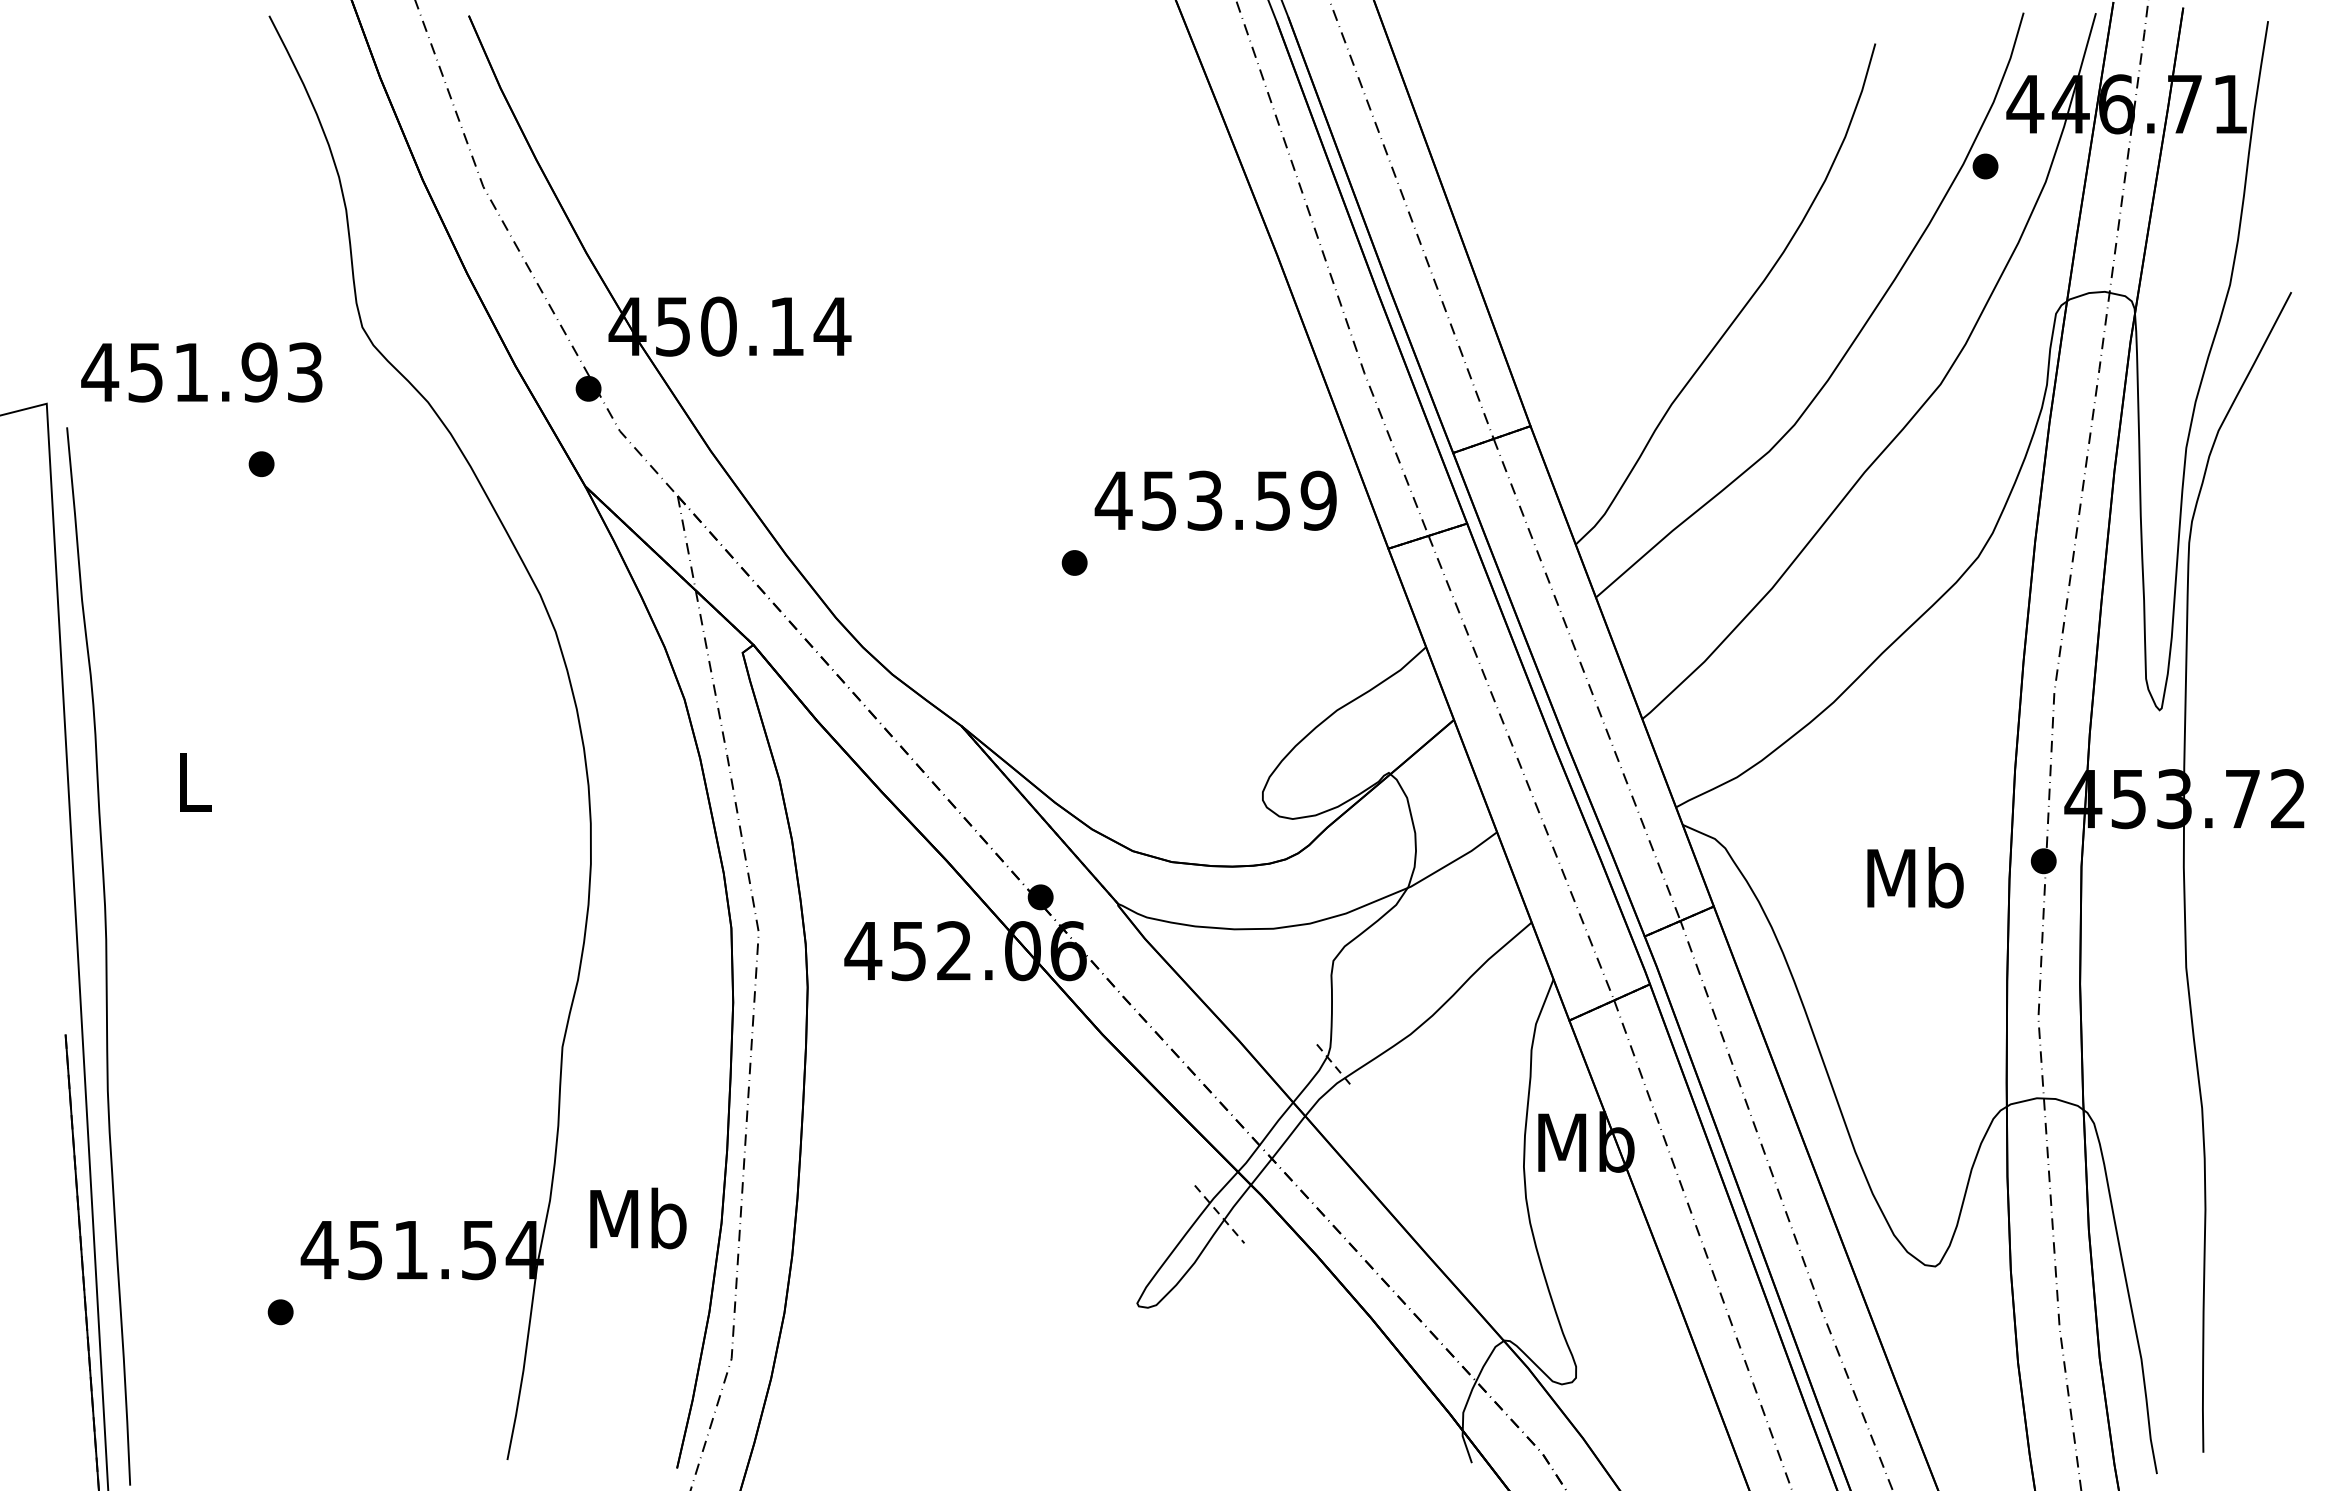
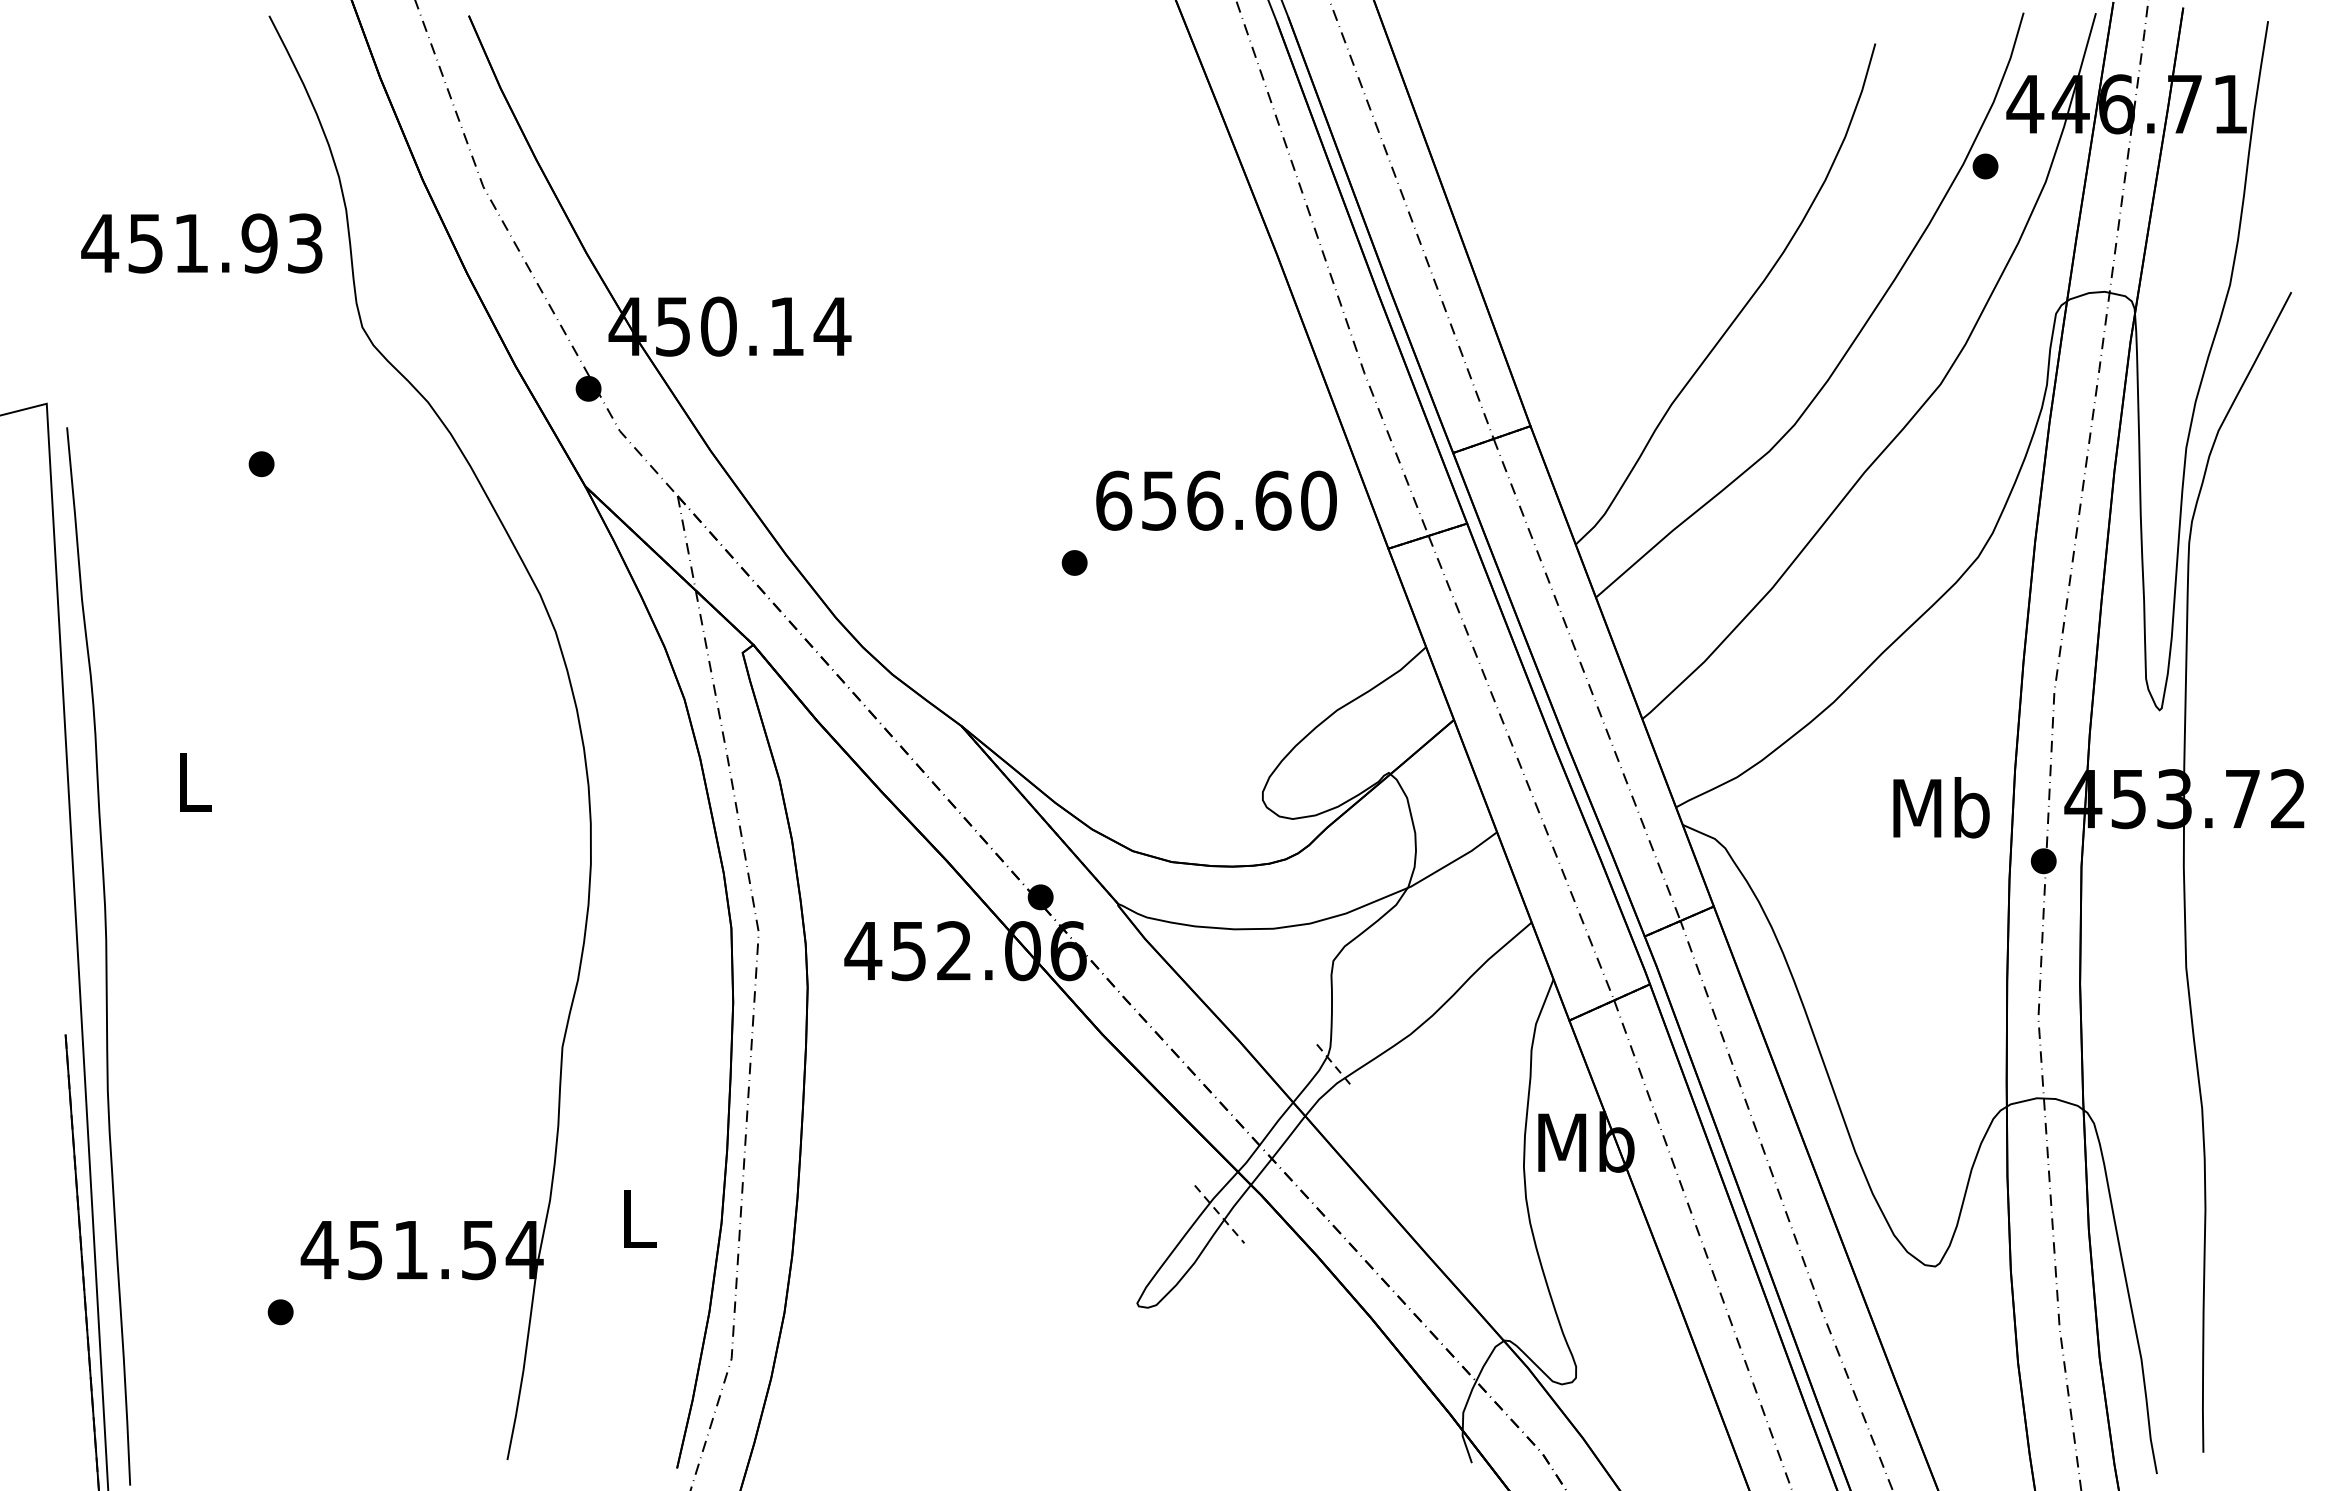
text position: (201, 372) -> (201, 243) (201, 243)
text: 453.59 -> 656.60 (1215, 500)
text position: (1915, 877) -> (1941, 807) (1941, 807)
text: Mb -> L (638, 1218)
